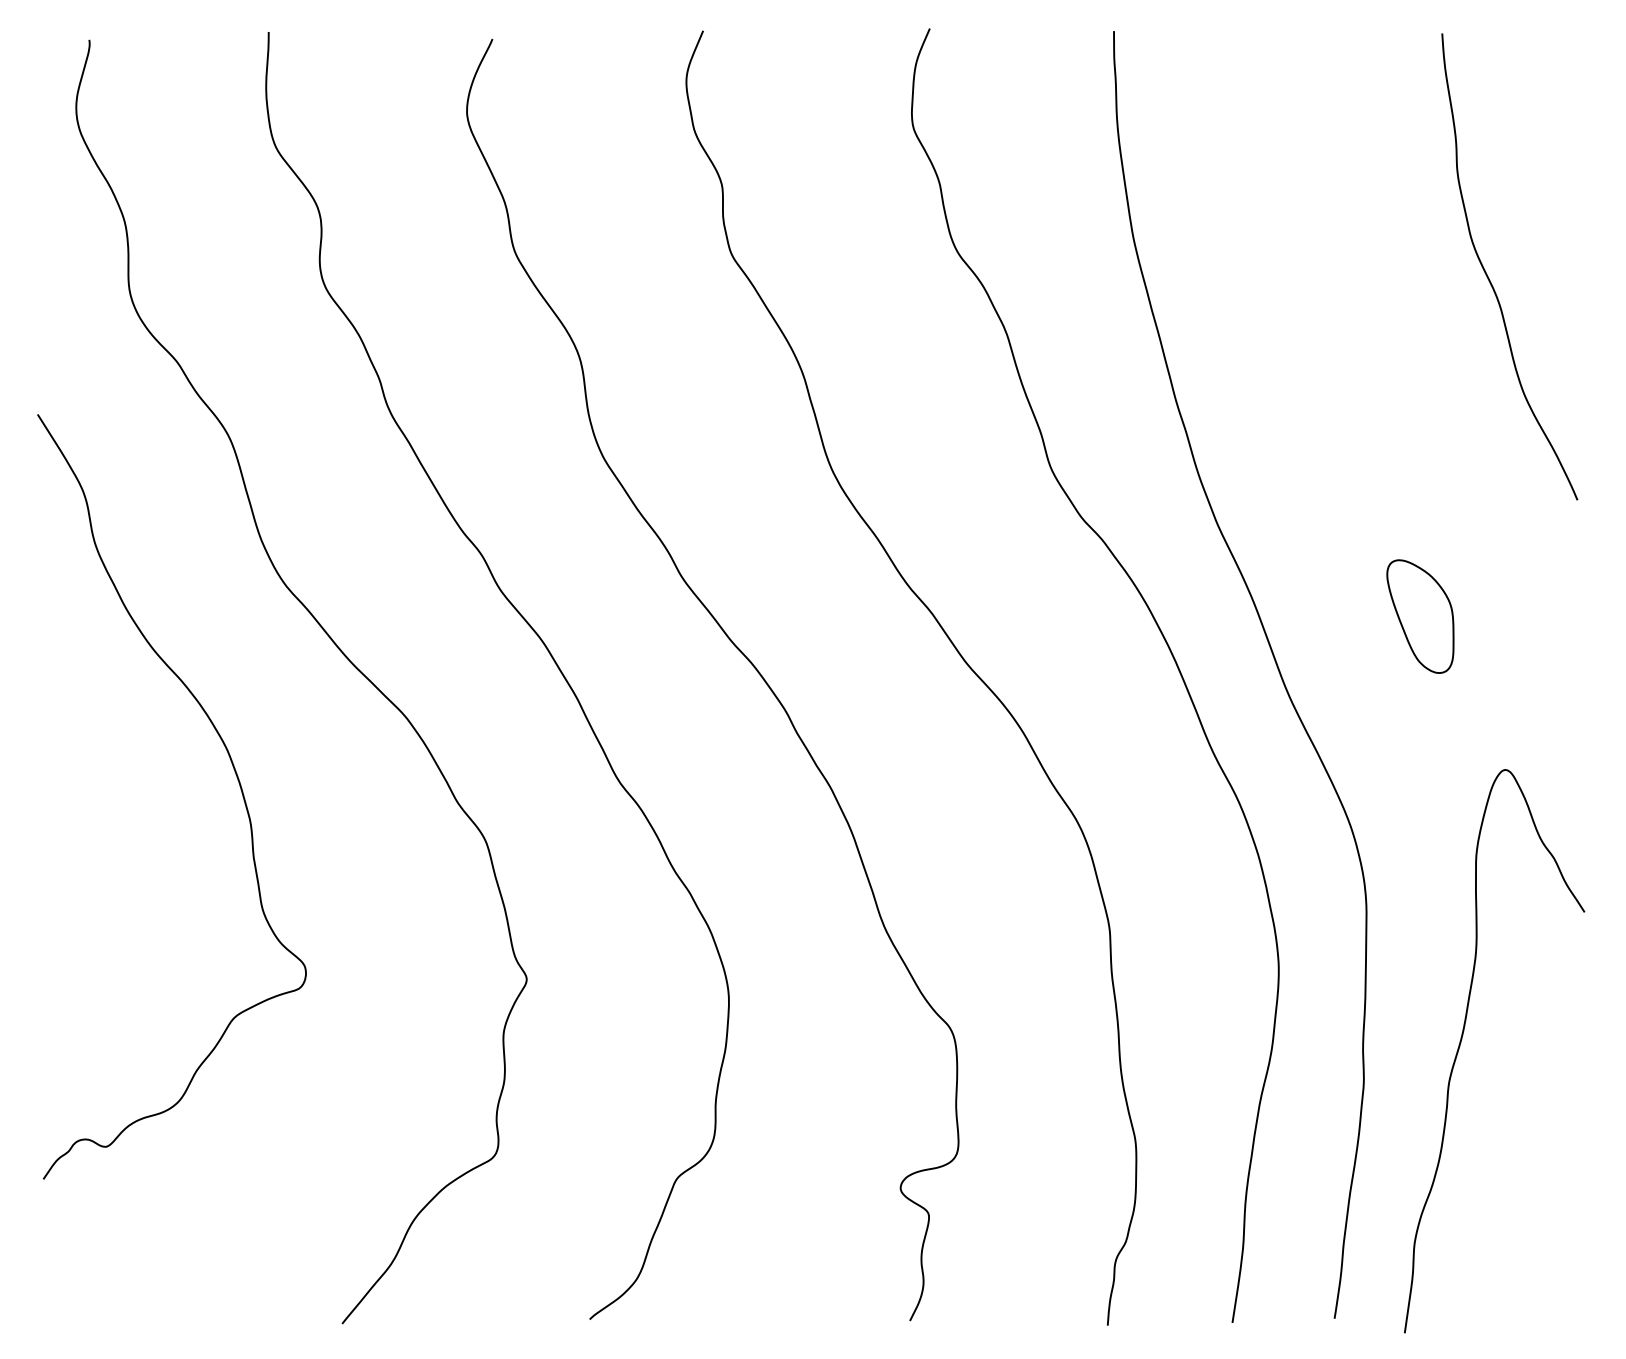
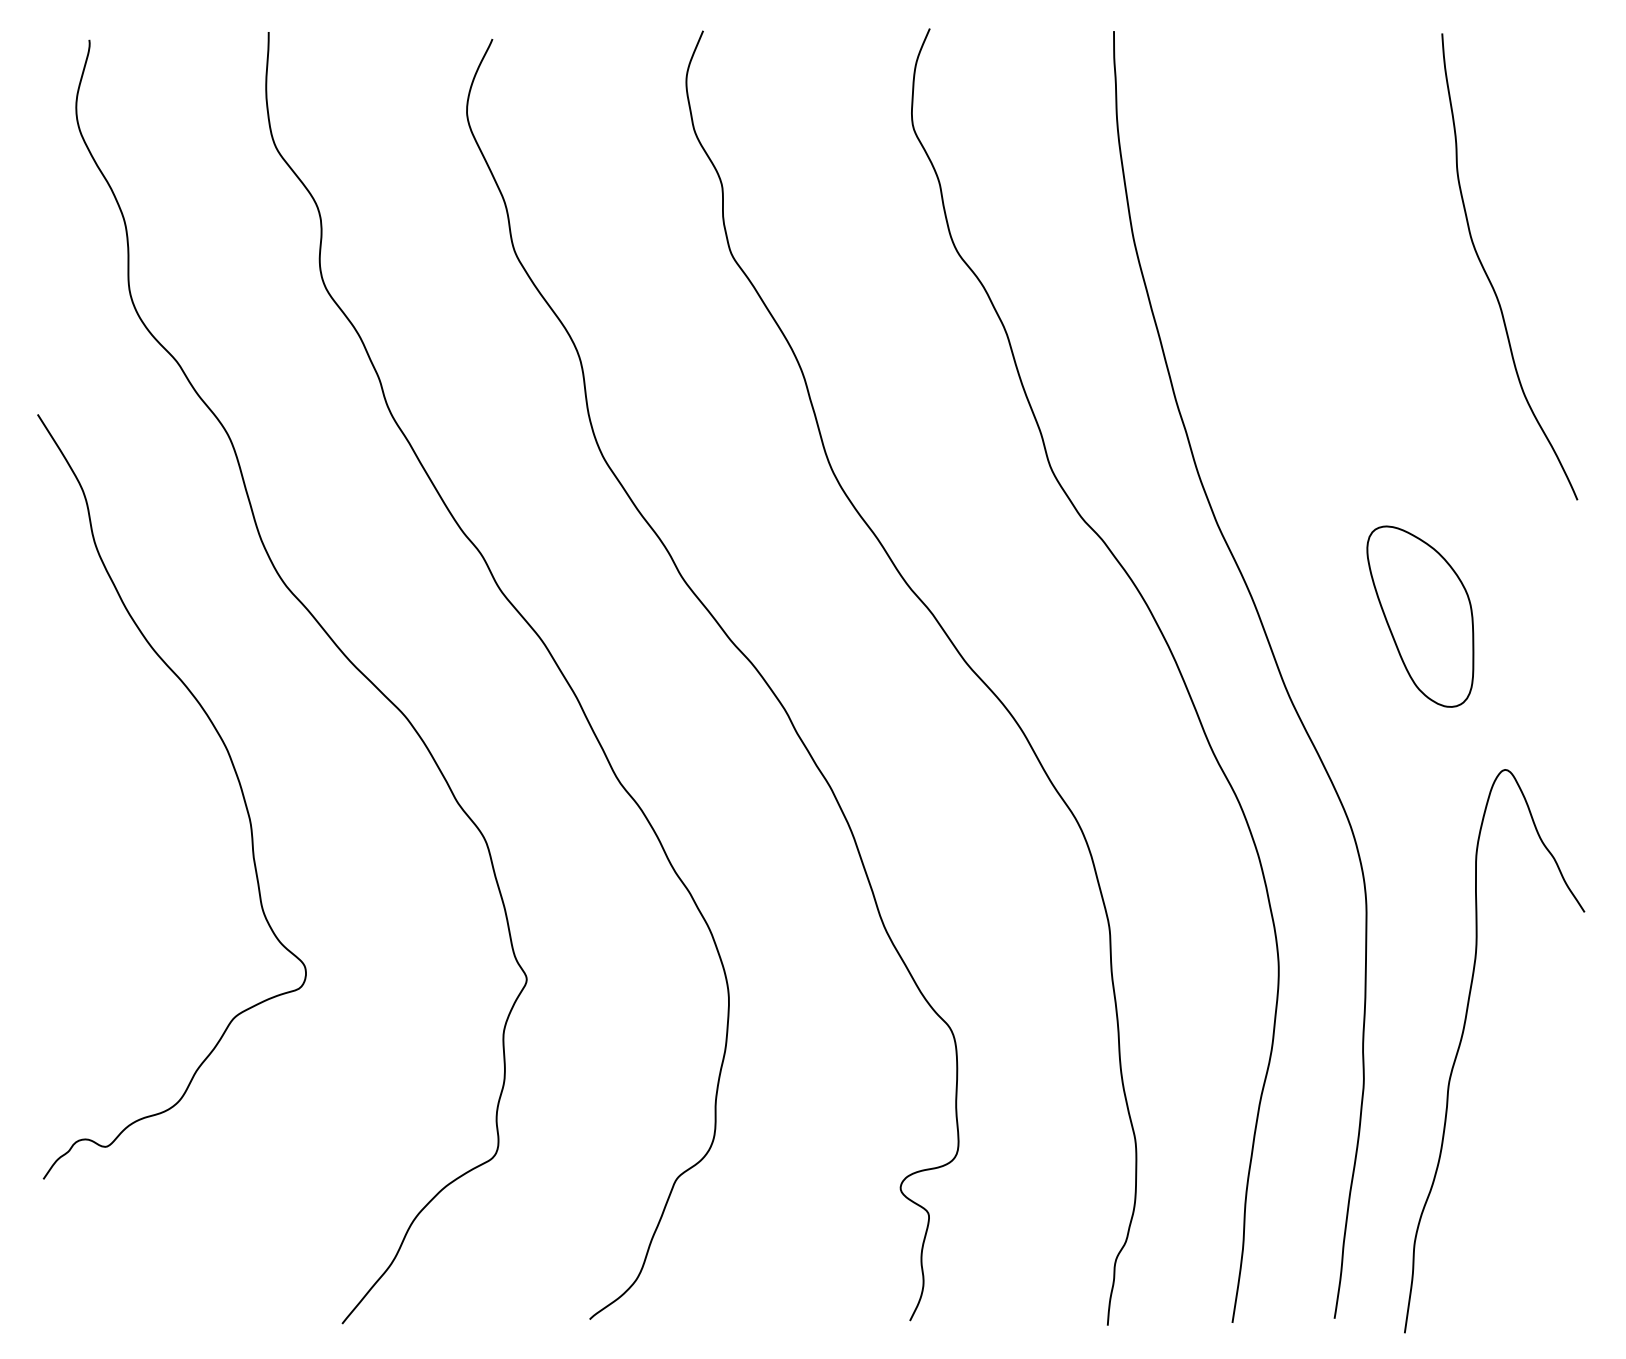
part size: 69x115 px -> 109x183 px (1420, 616)
